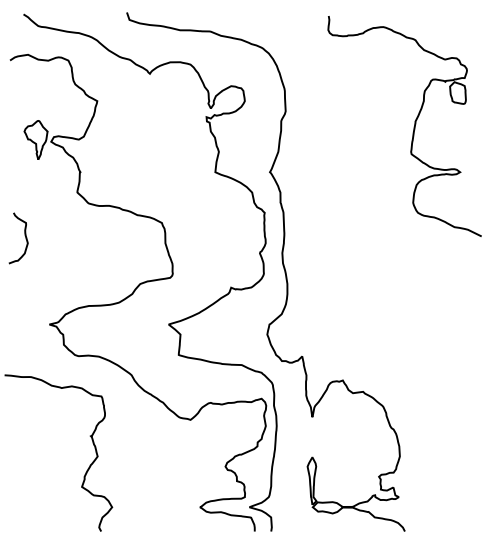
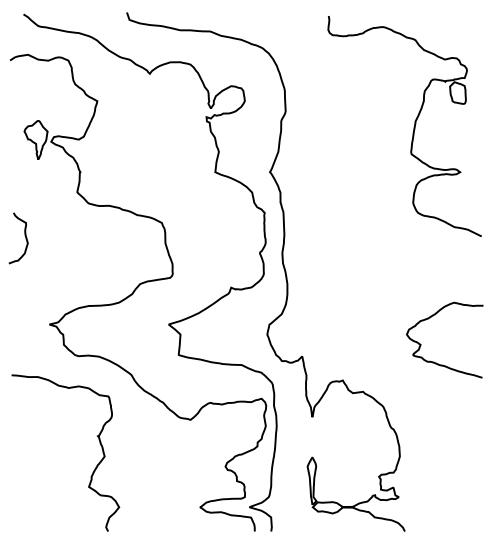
curve: none -> present (421, 344)
curve position: (87, 468) -> (94, 468) (94, 468)
